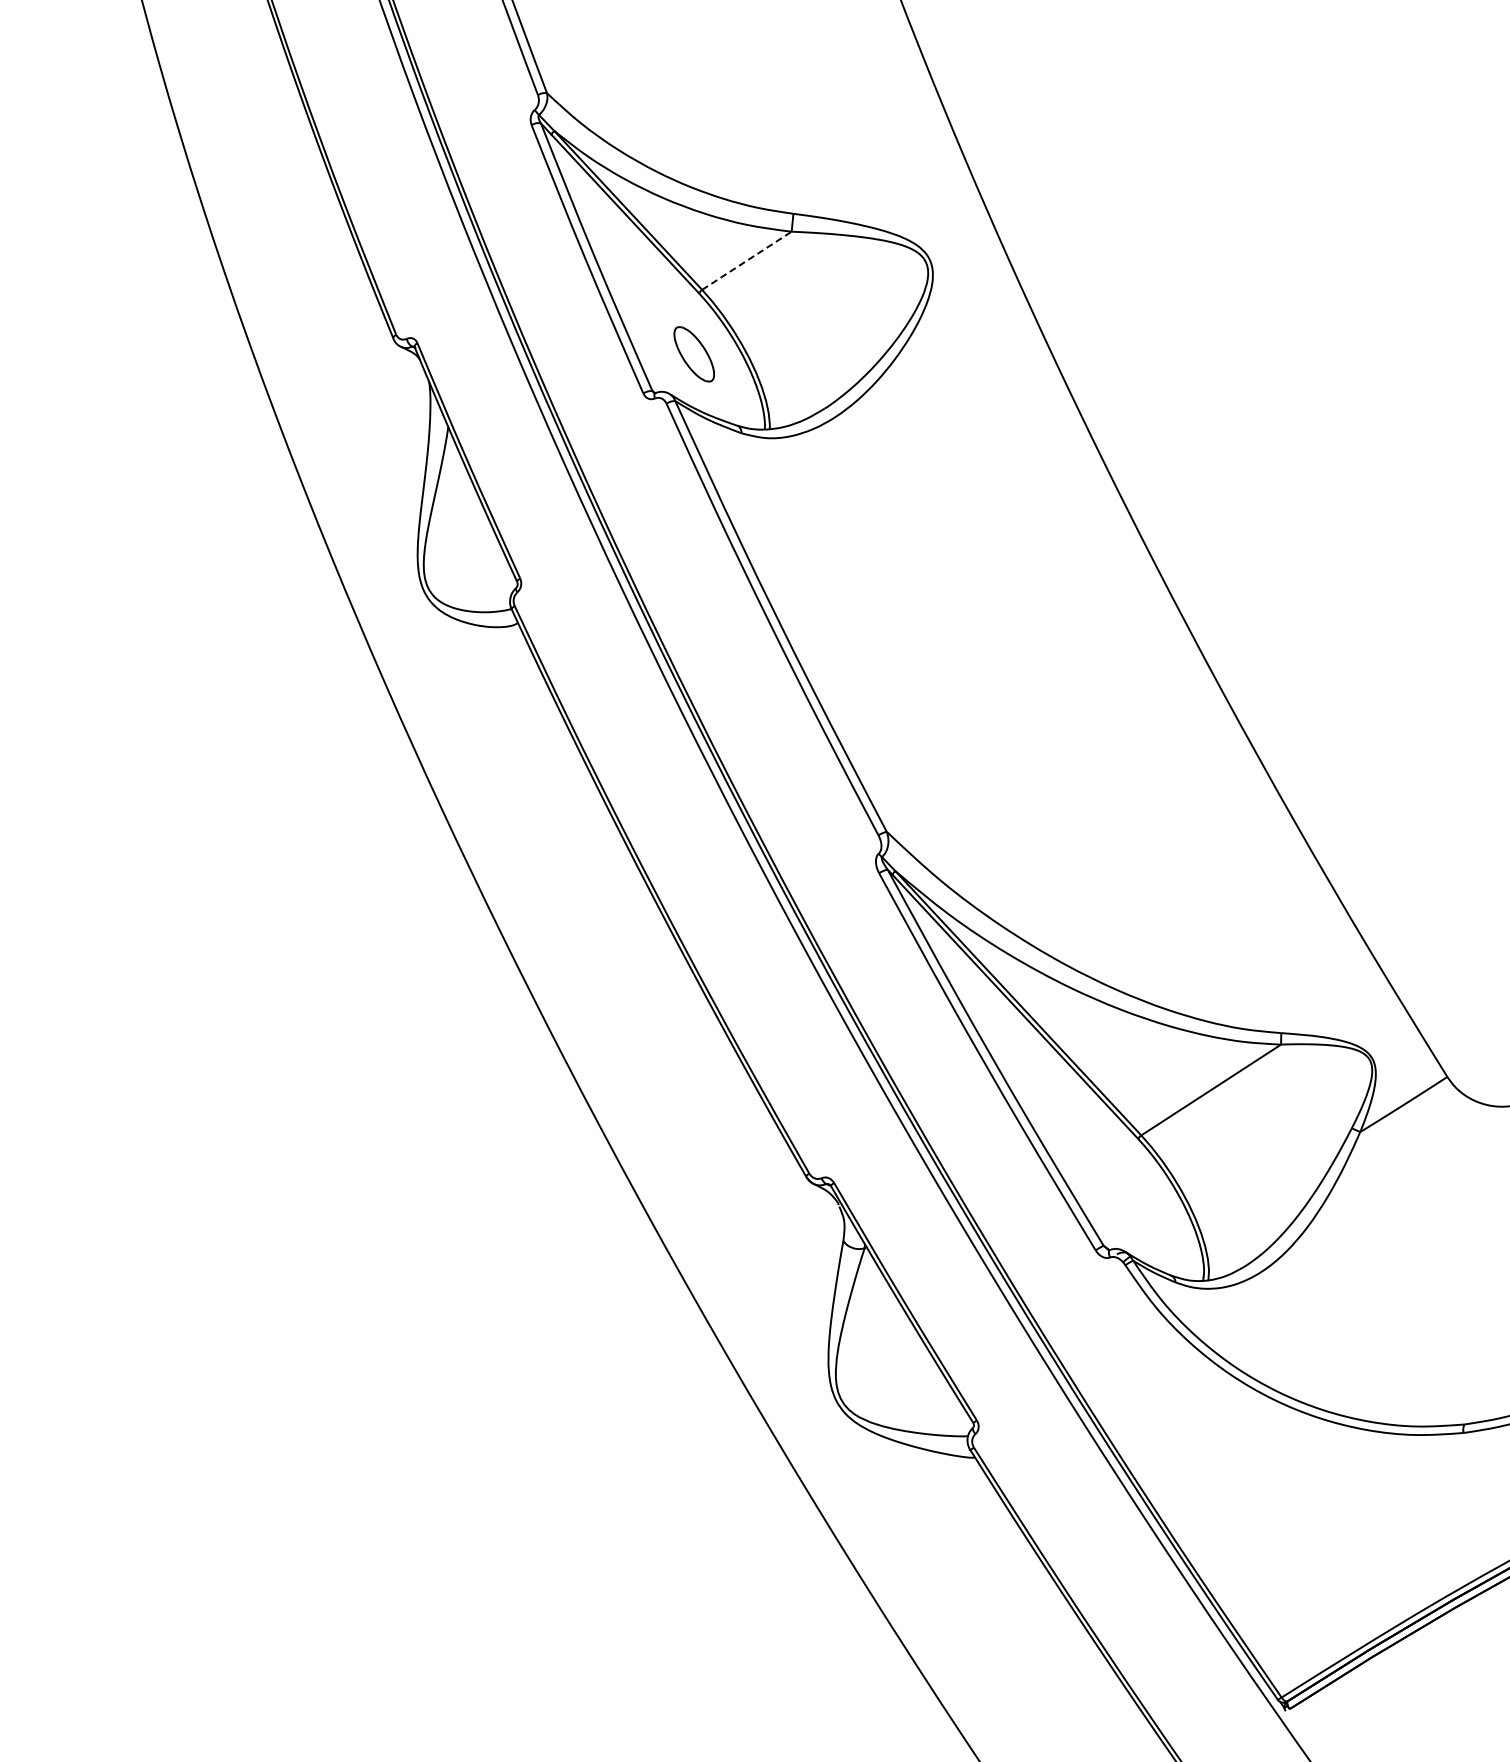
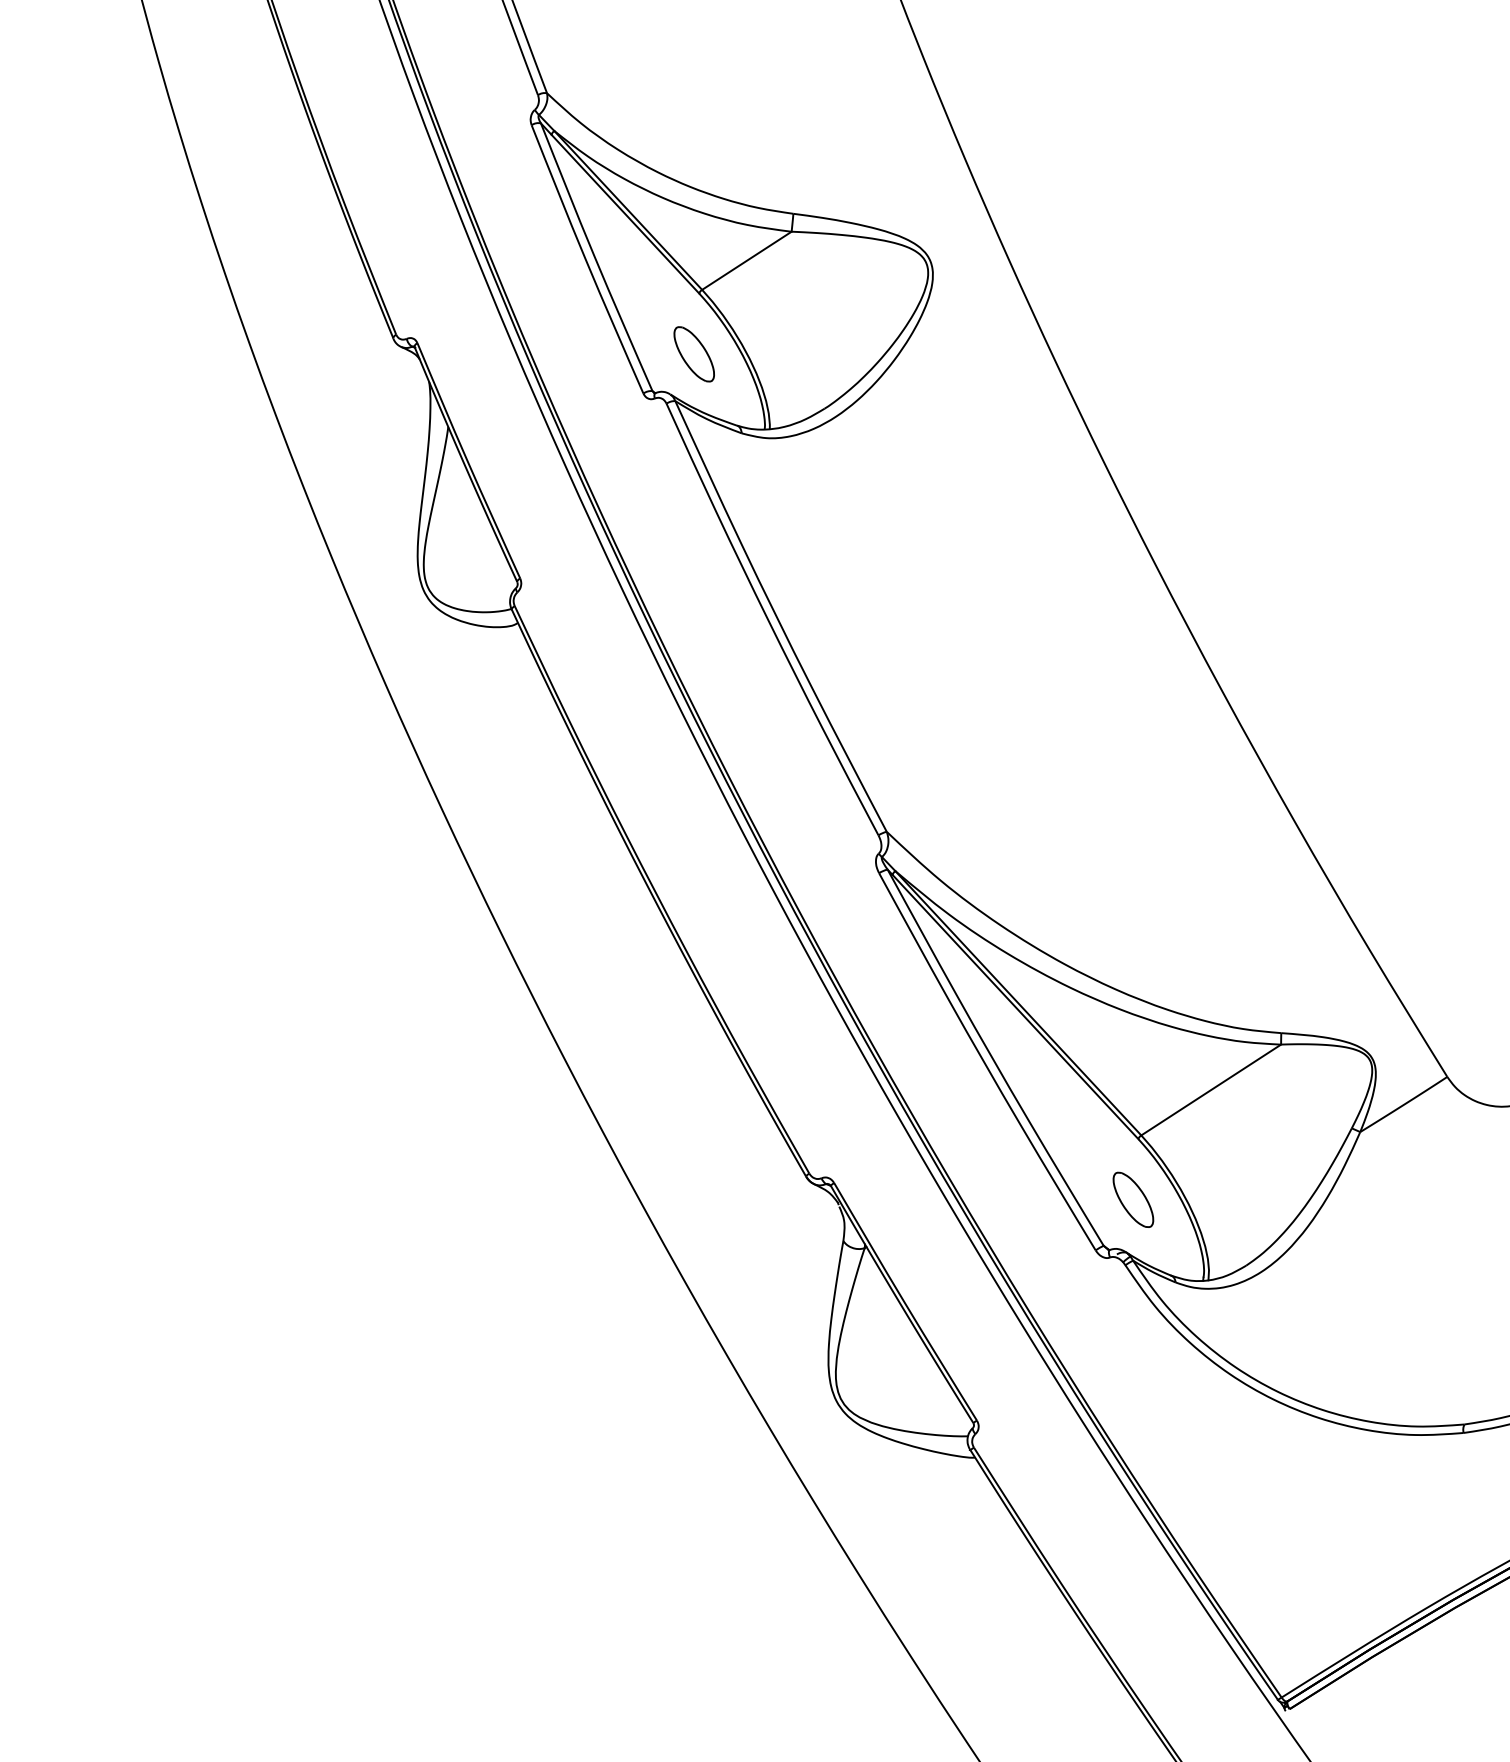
line: dashed -> solid (747, 260)
part: none -> present (1133, 1199)
